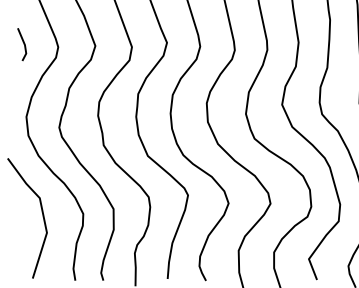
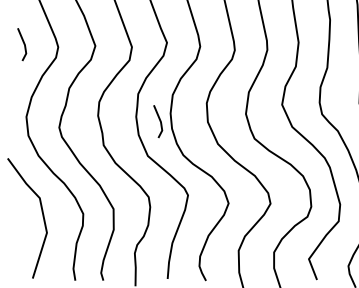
line: none -> present (159, 121)
